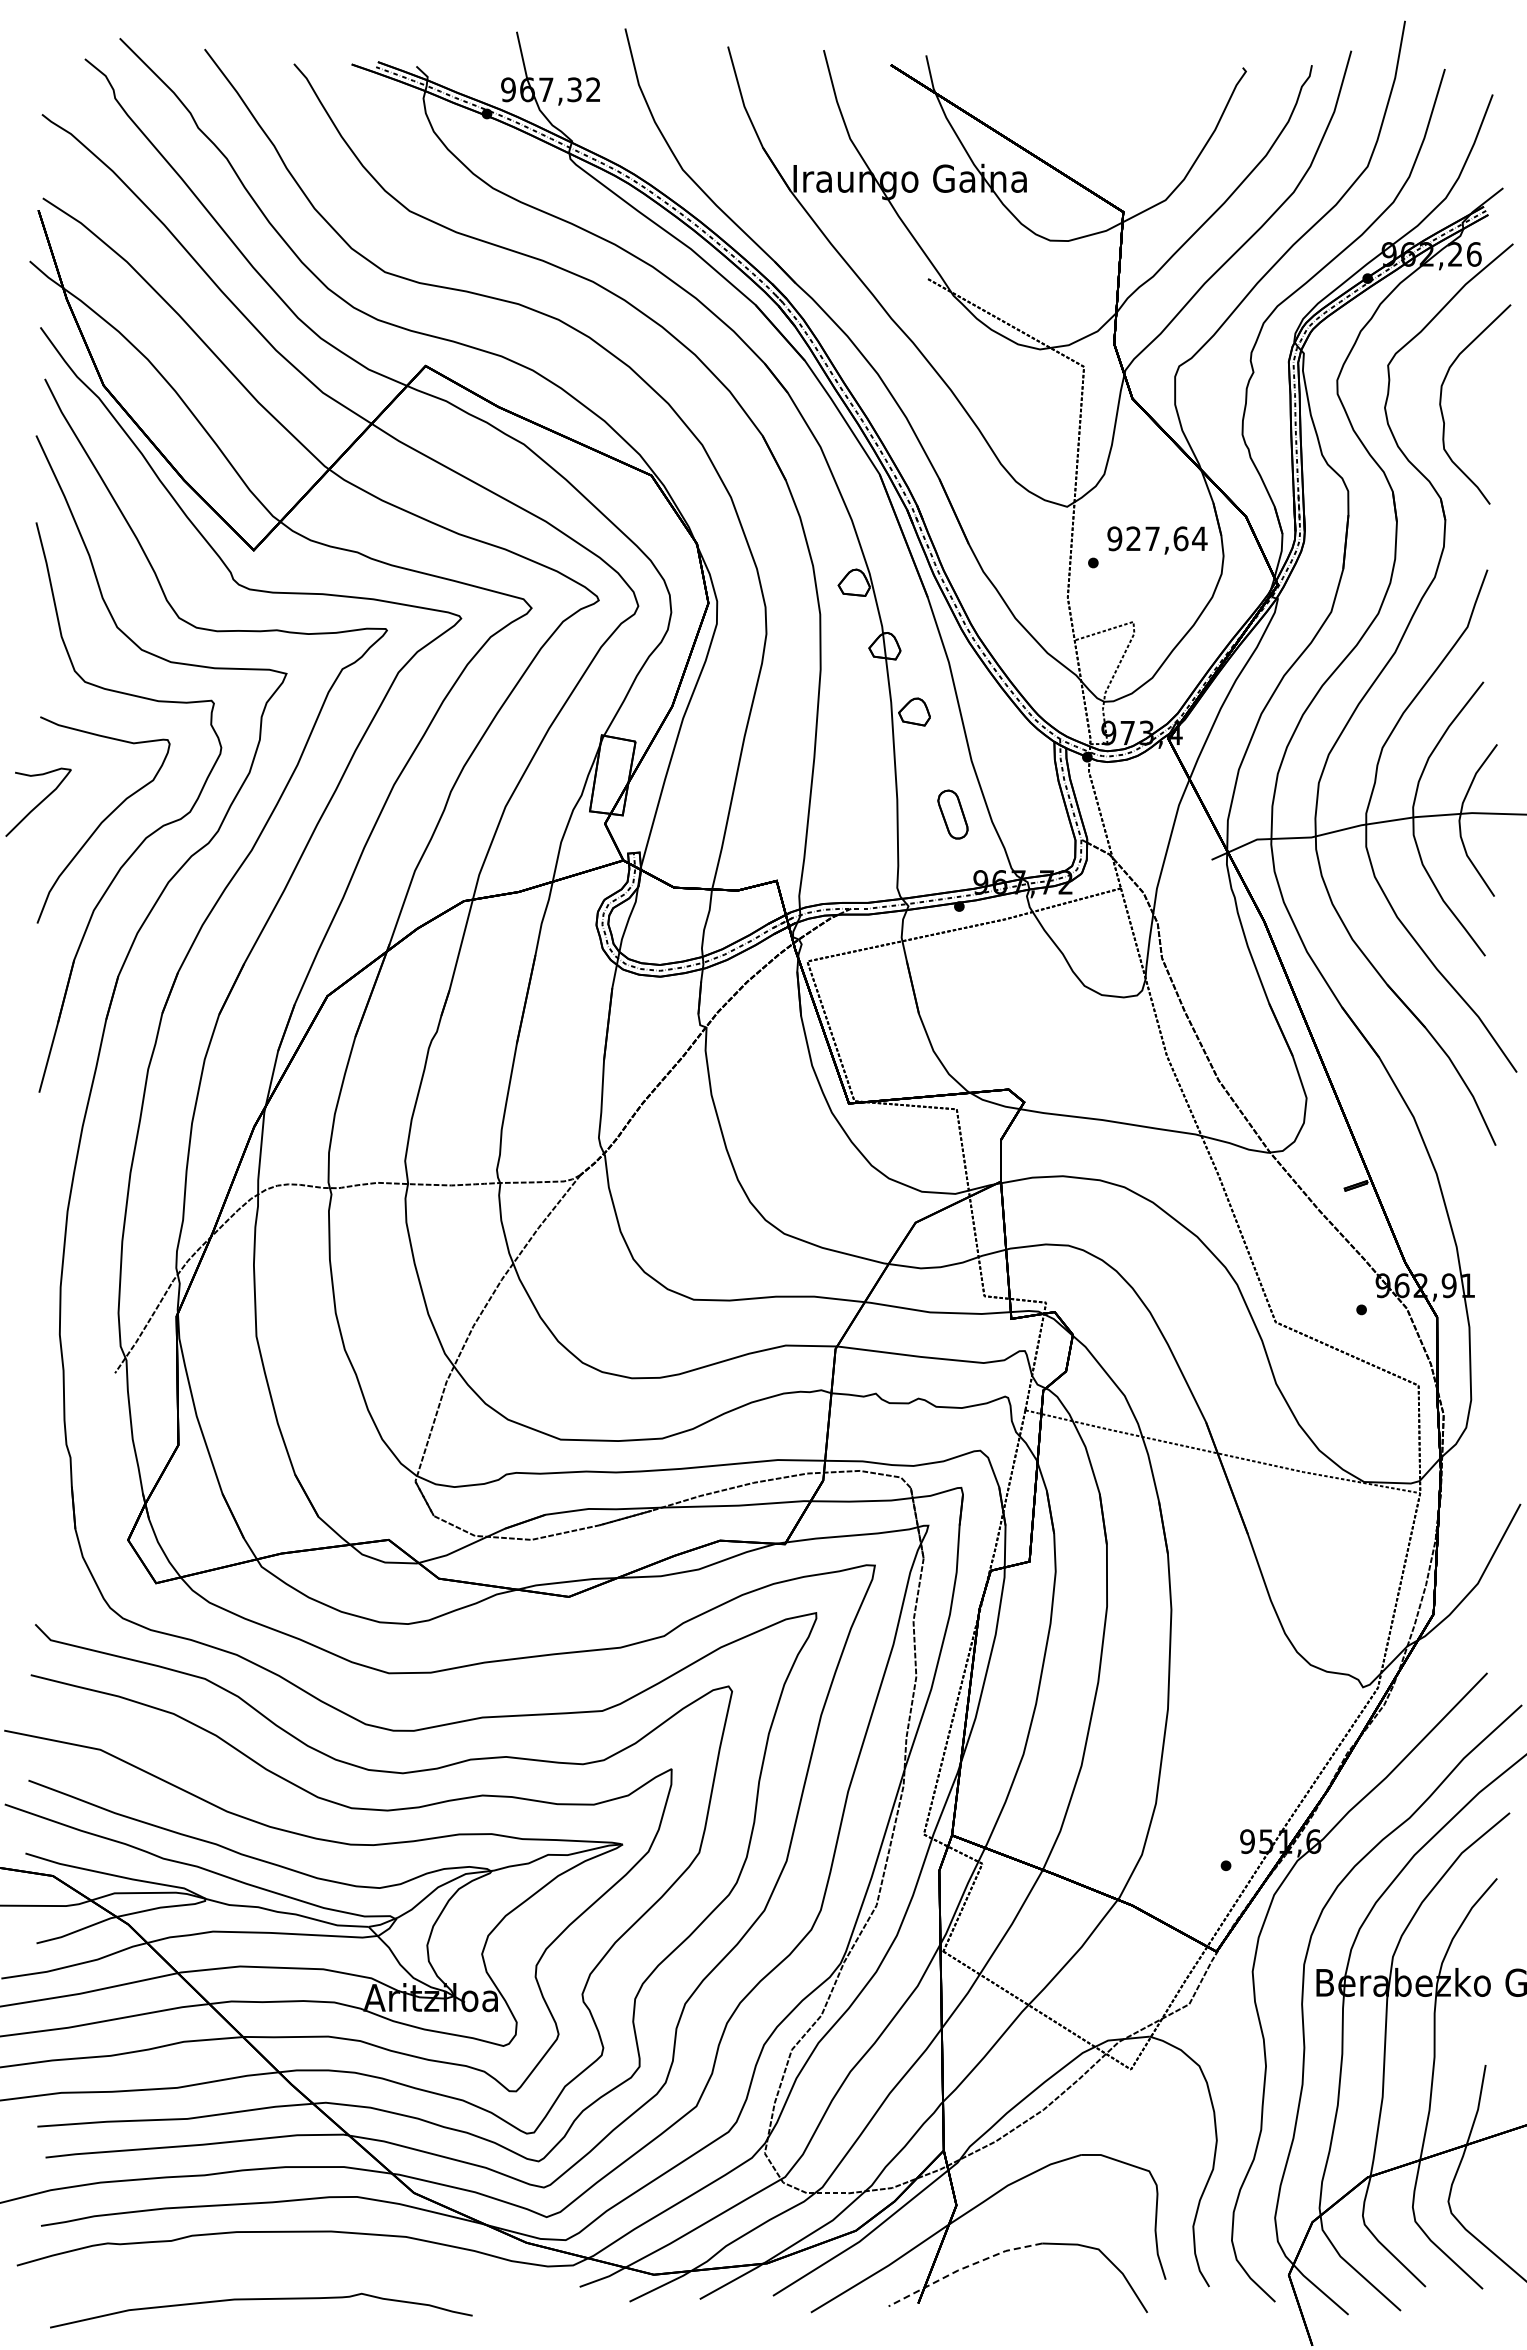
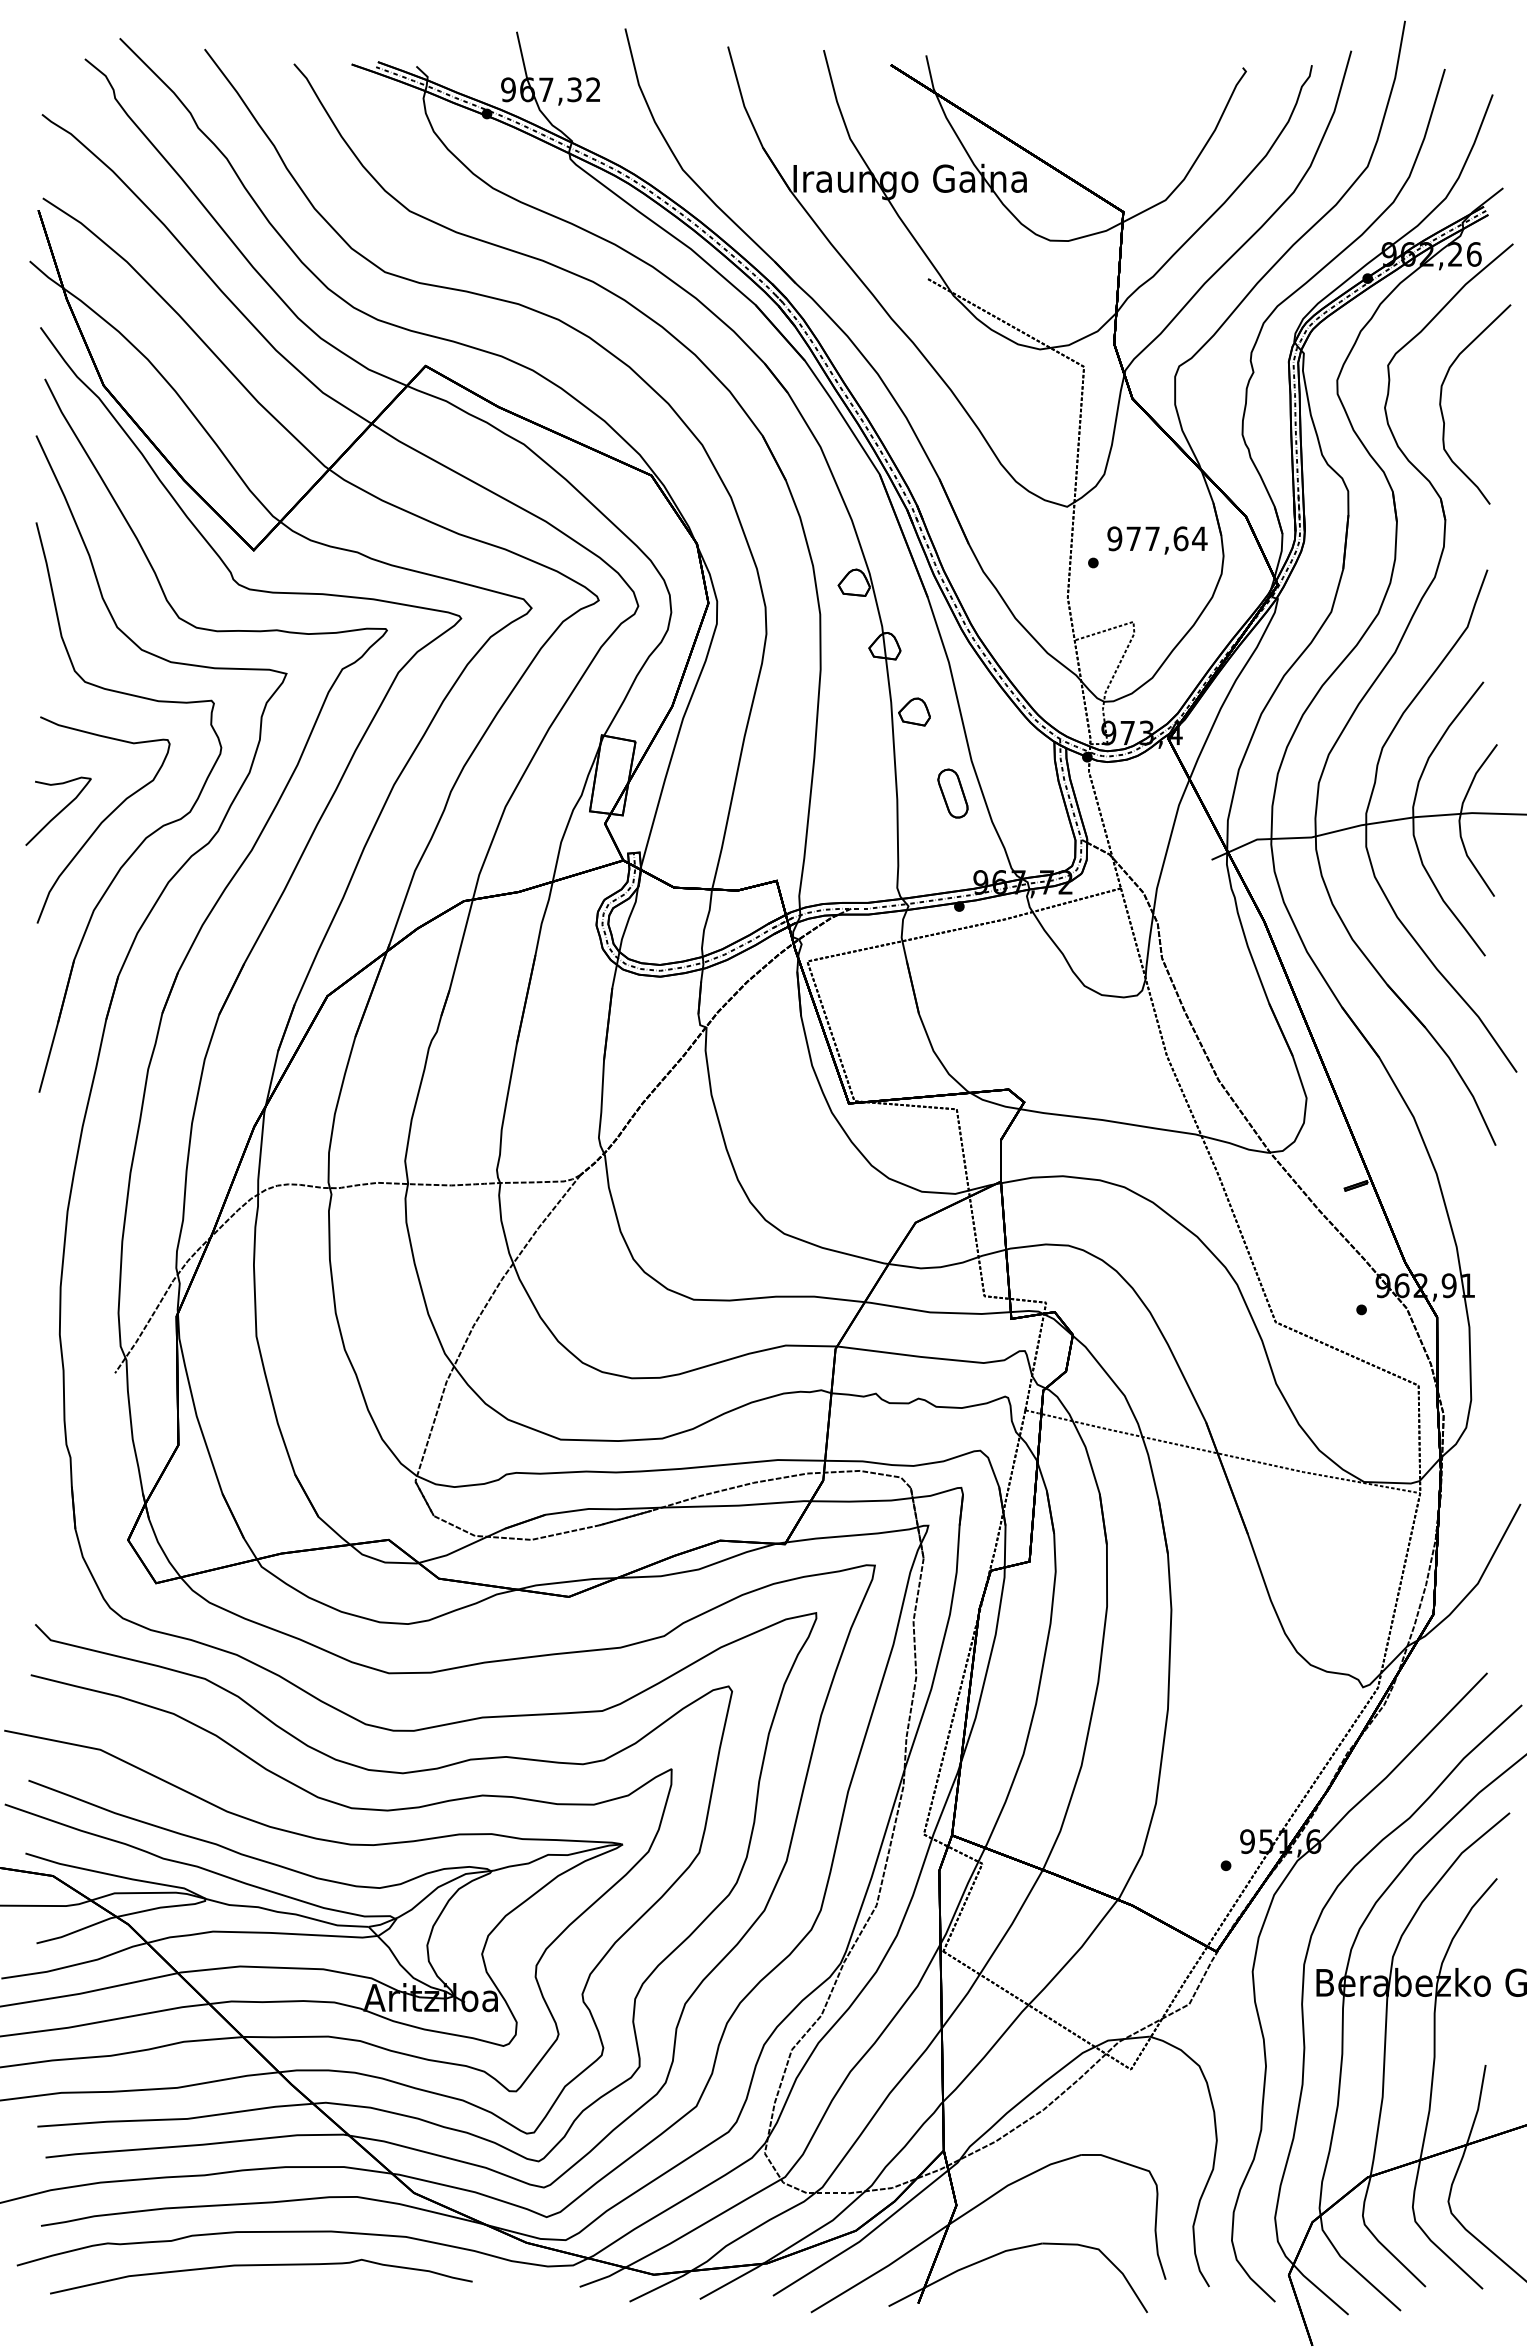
text: 927,64 -> 977,64 (1133, 538)
curve position: (39, 802) -> (59, 811) (59, 811)
part position: (952, 814) -> (952, 793) (952, 793)
line: dashed -> solid (962, 2268)
curve position: (261, 2299) -> (261, 2265) (261, 2265)
